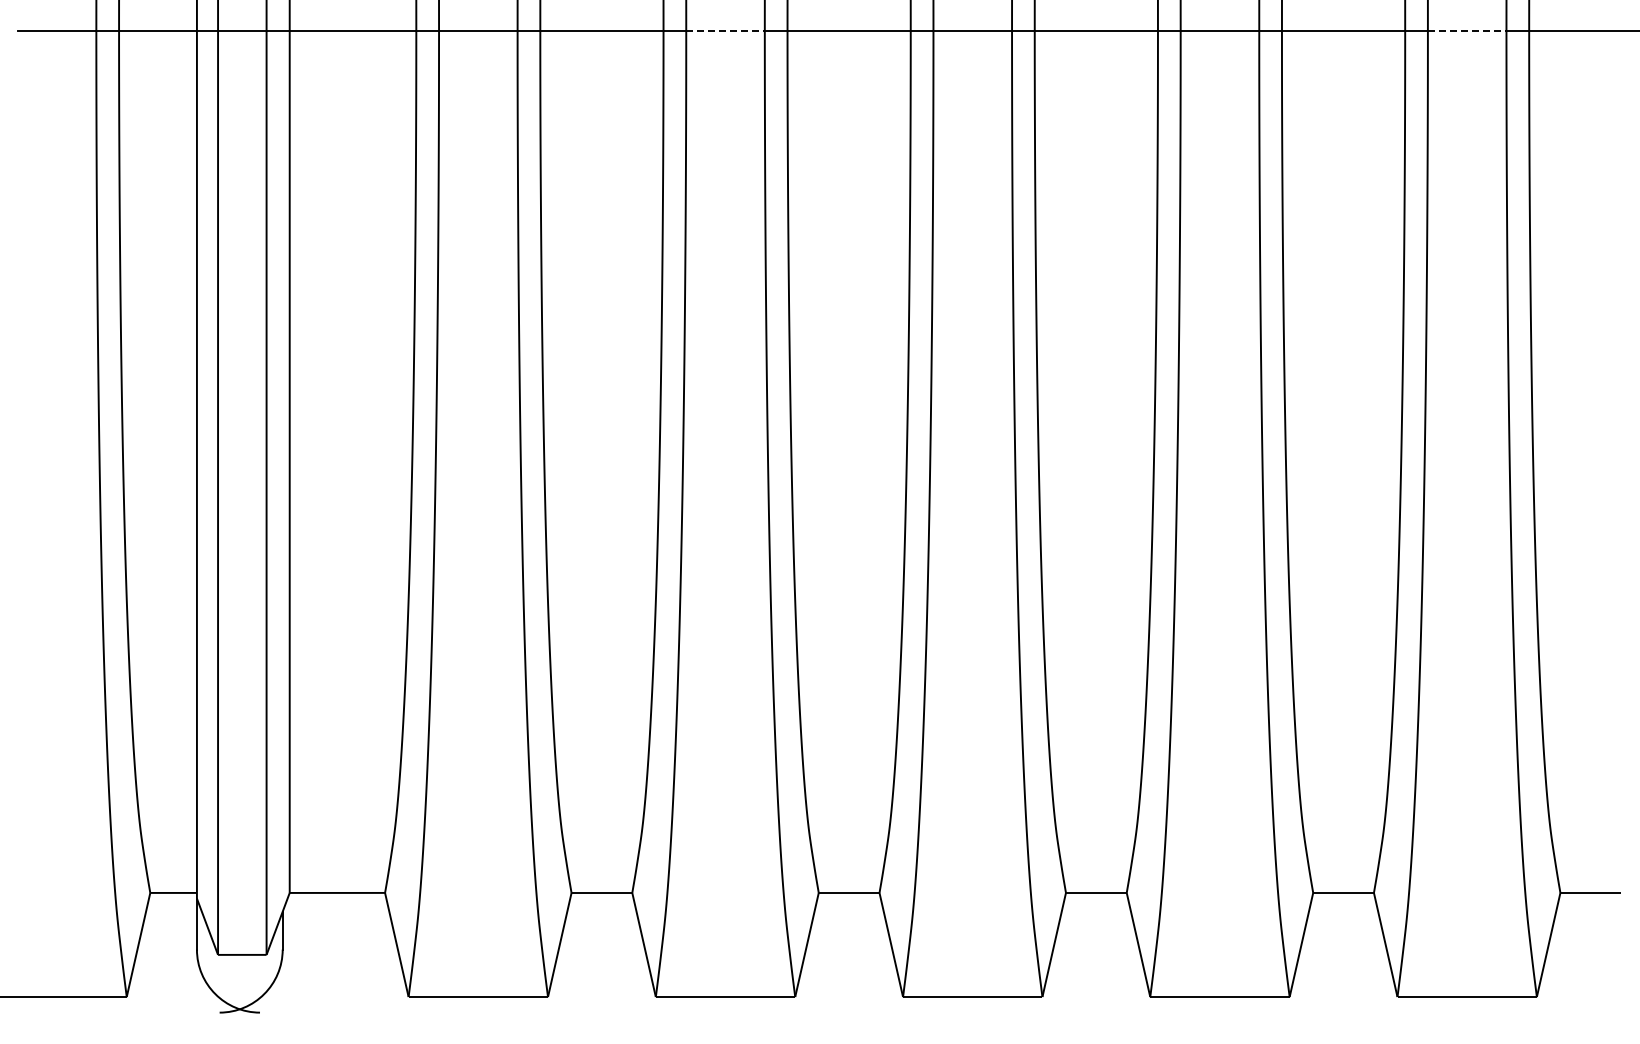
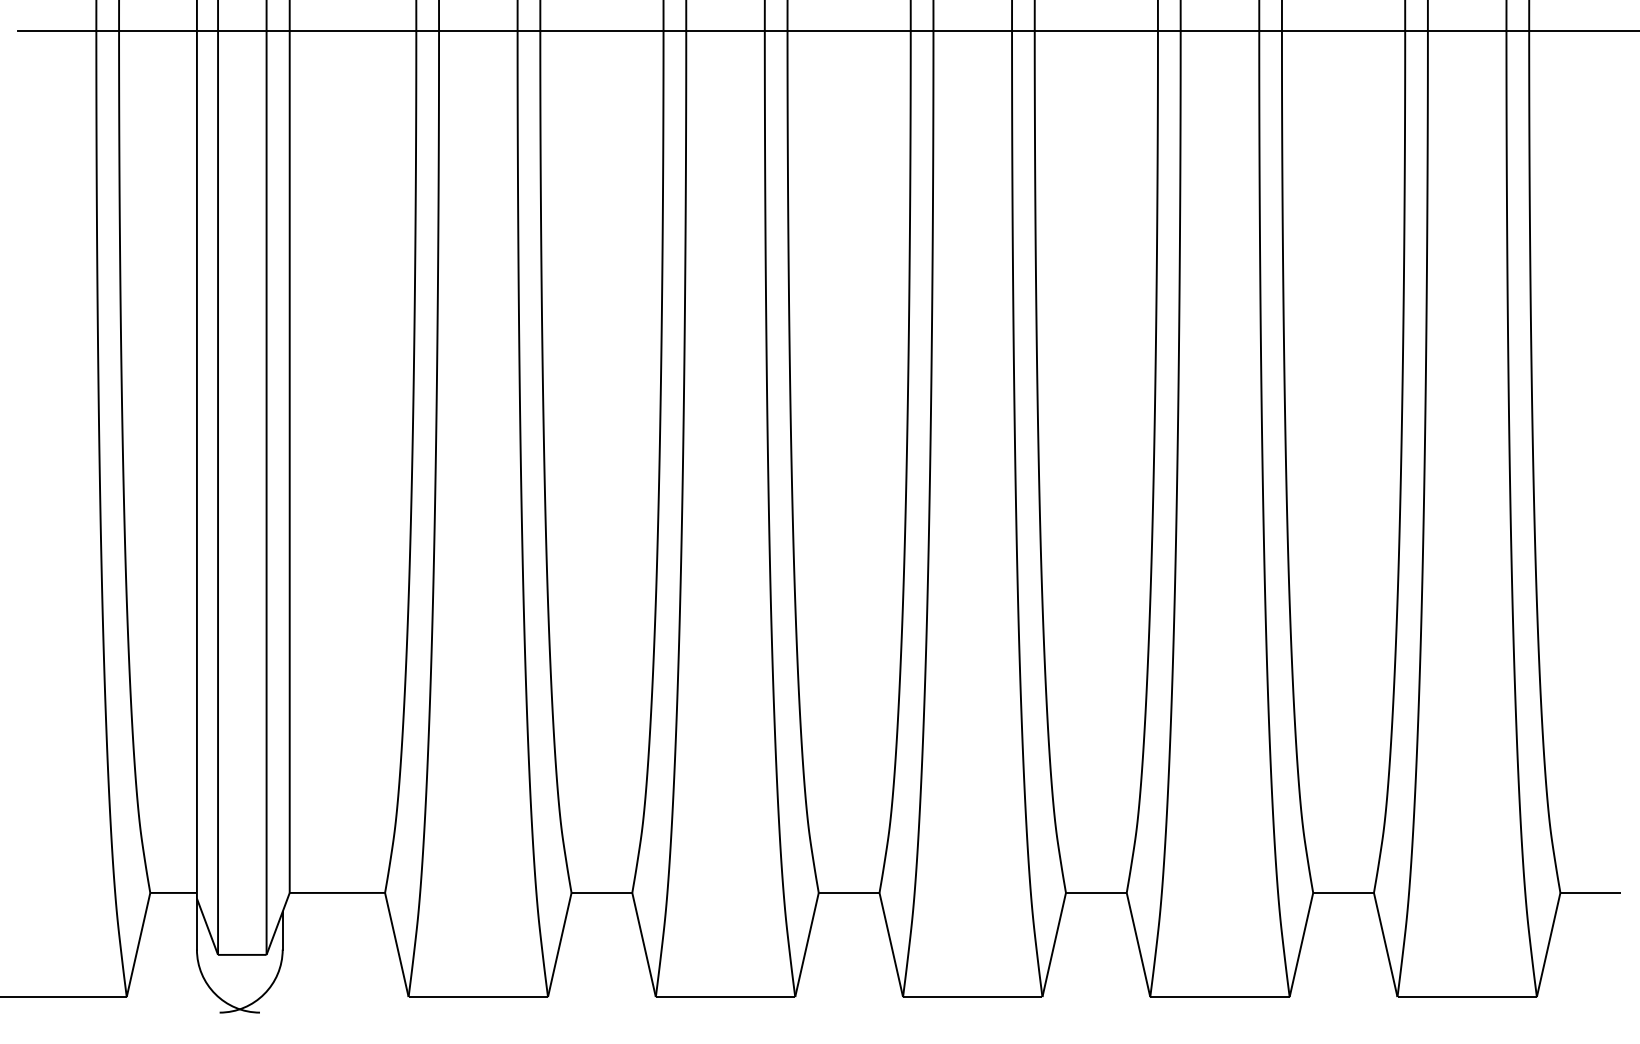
line: dashed -> solid (726, 31)
line: dashed -> solid (1467, 31)
